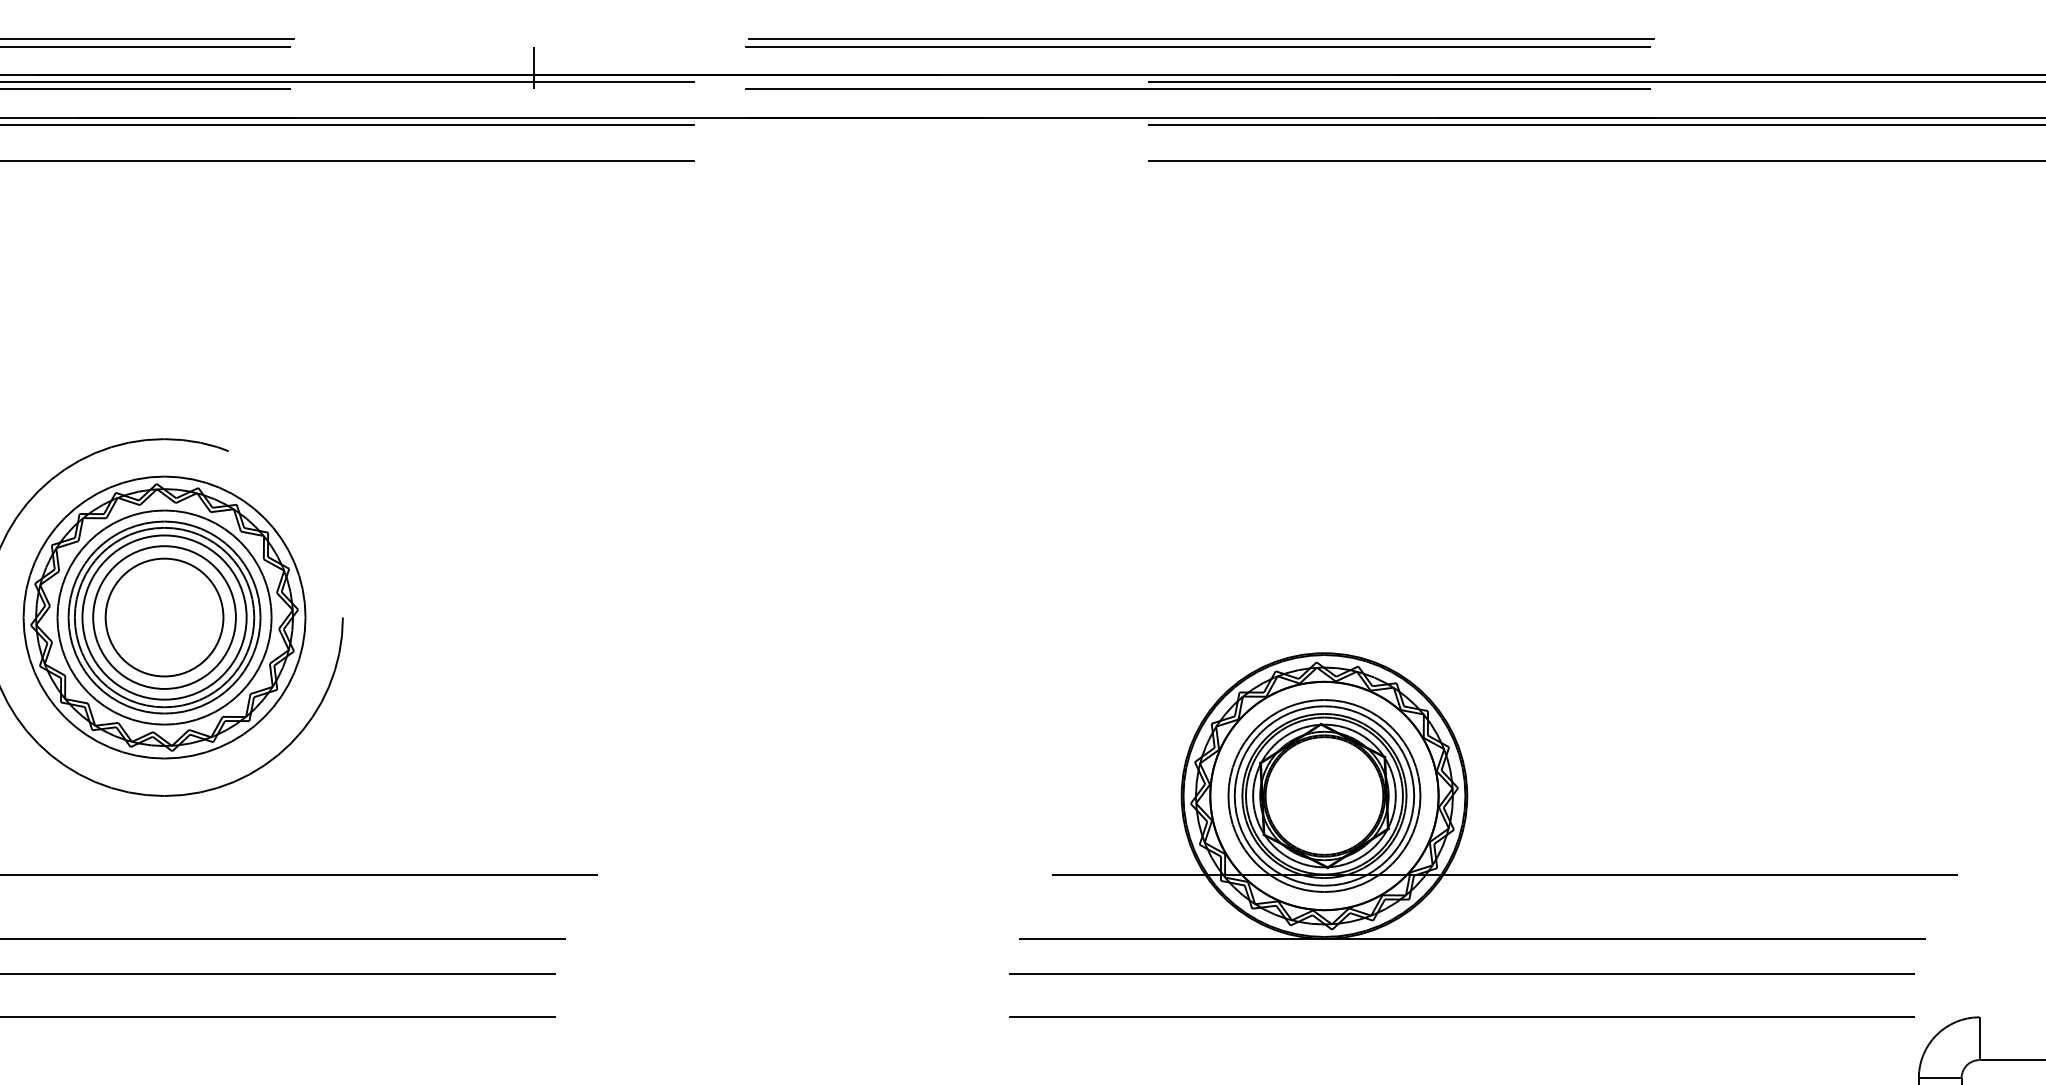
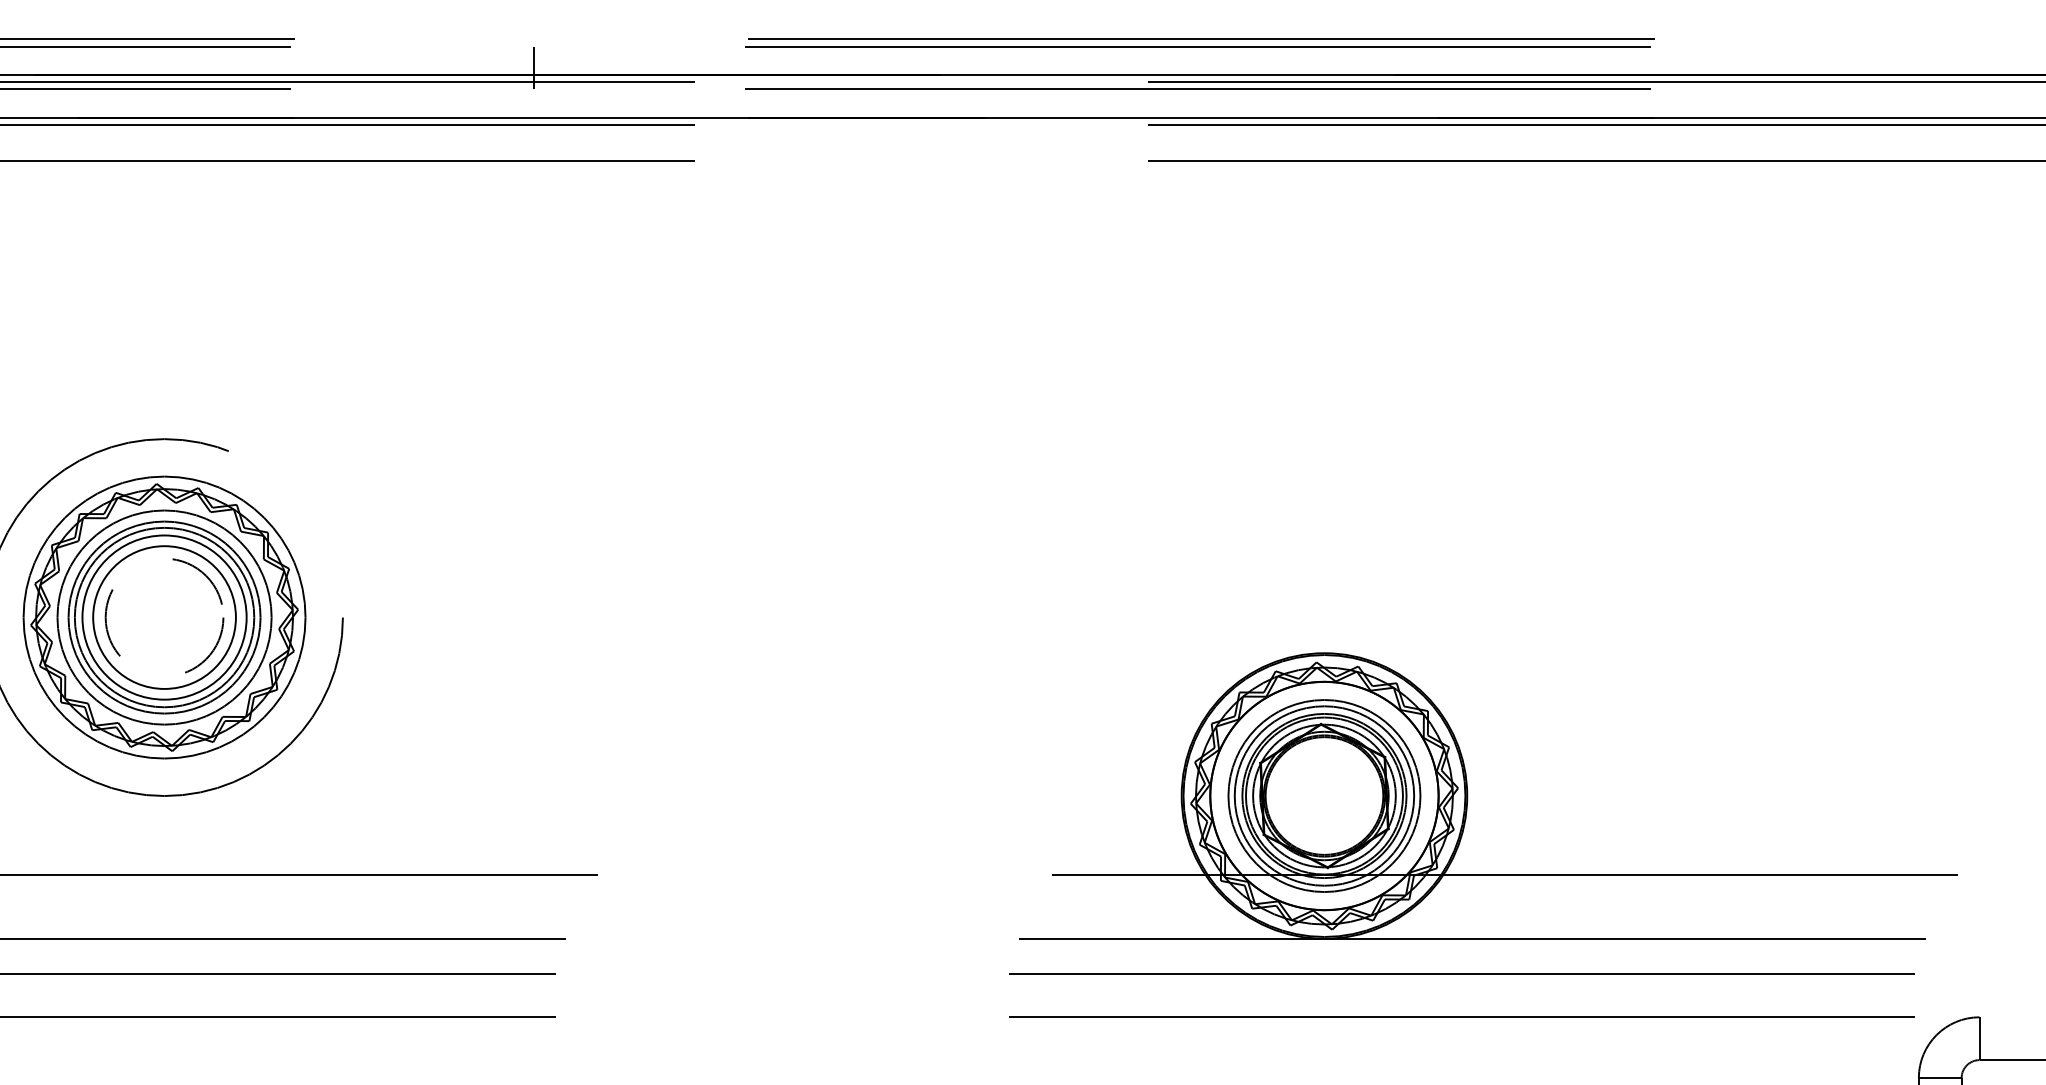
circle: solid -> dashed (164, 617)
